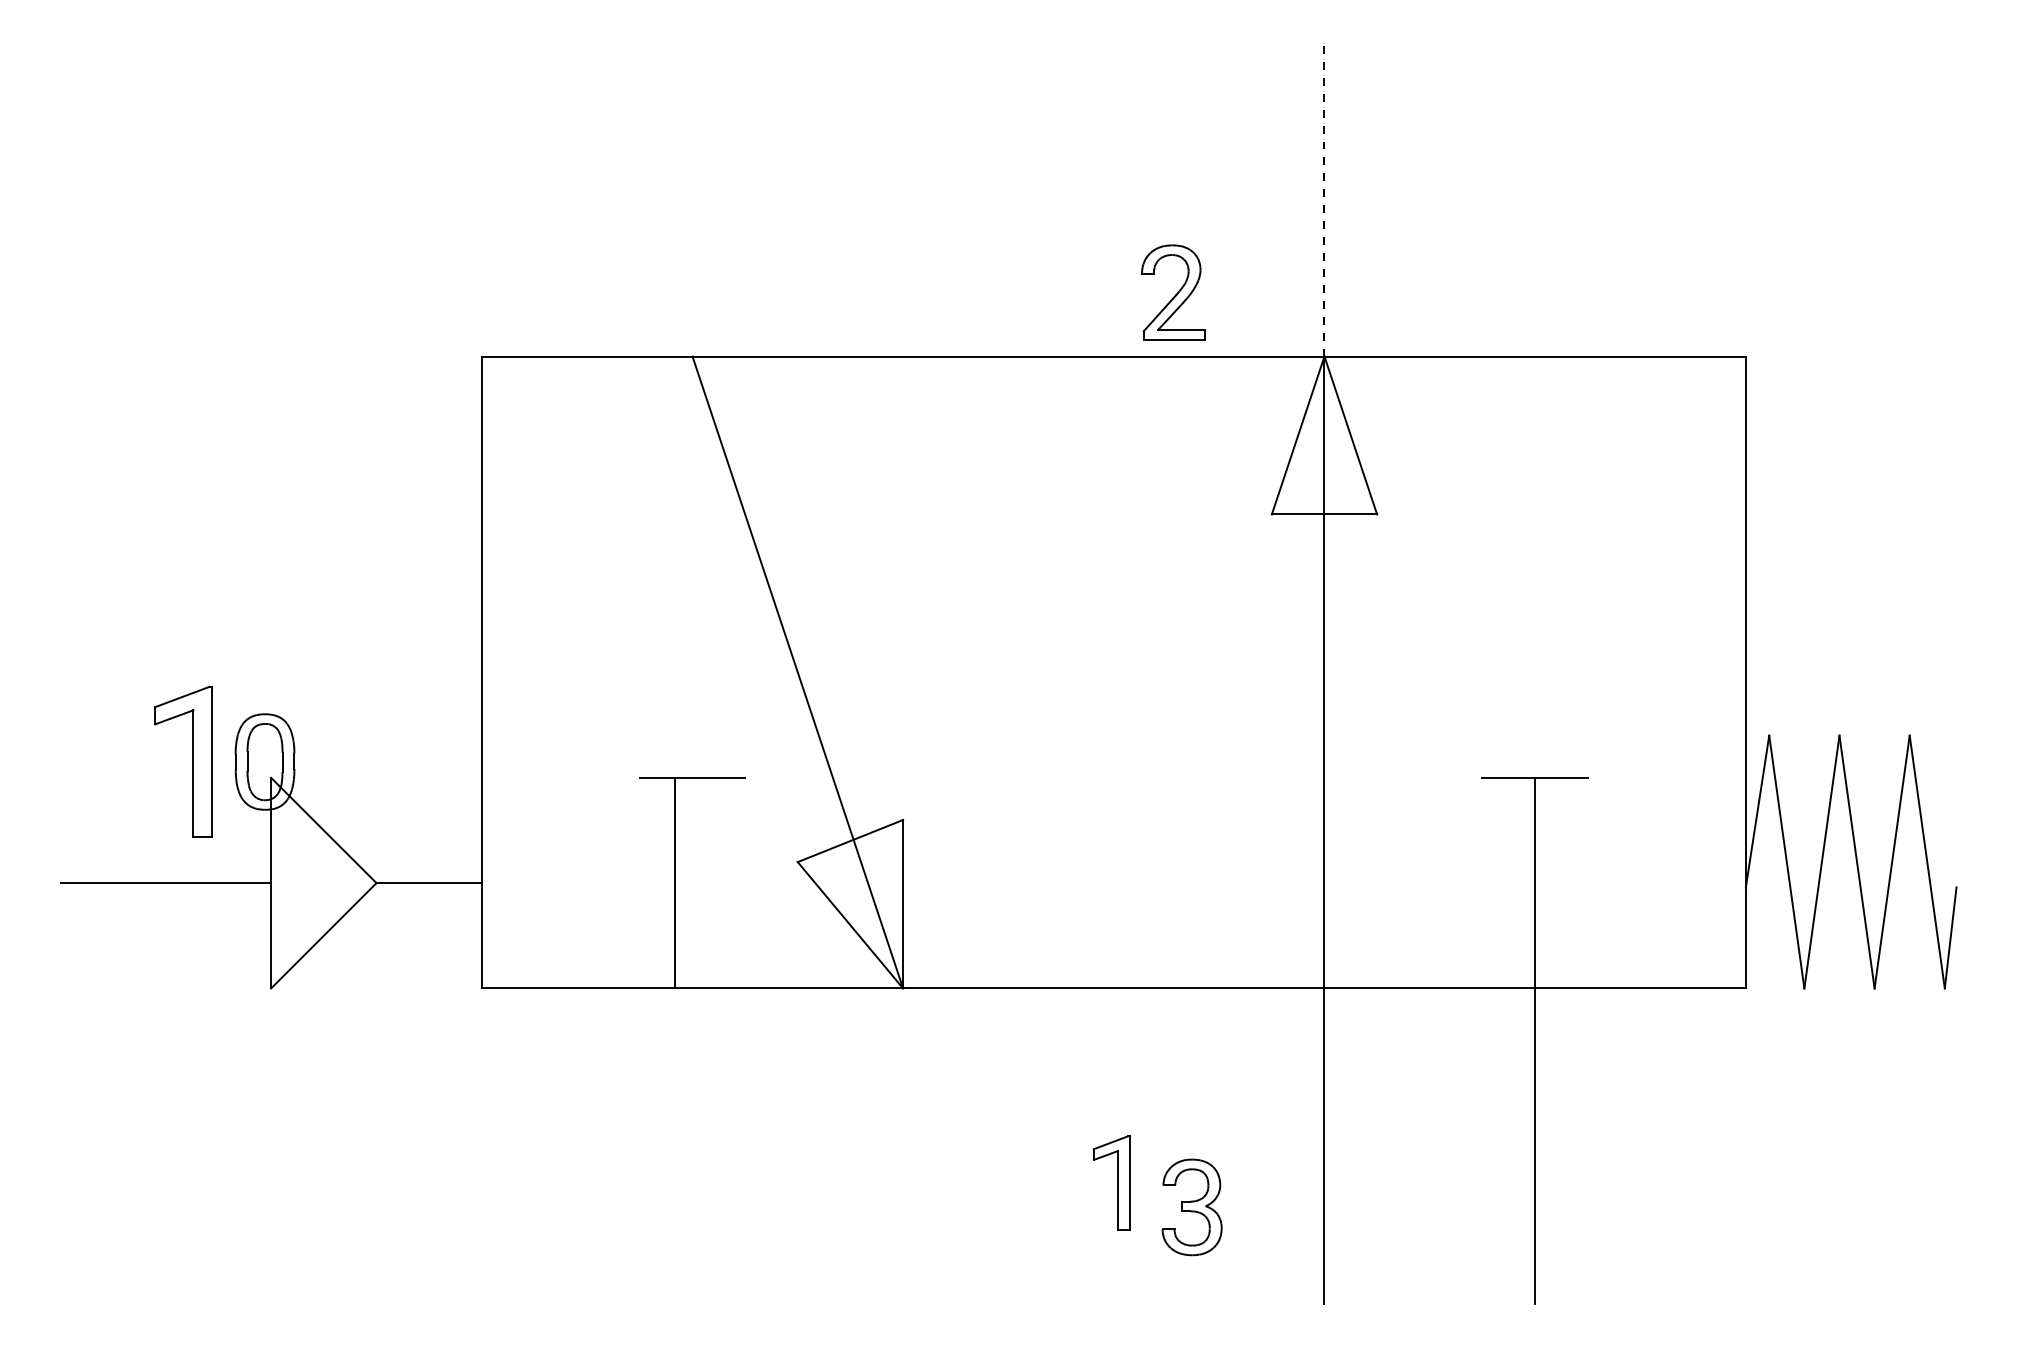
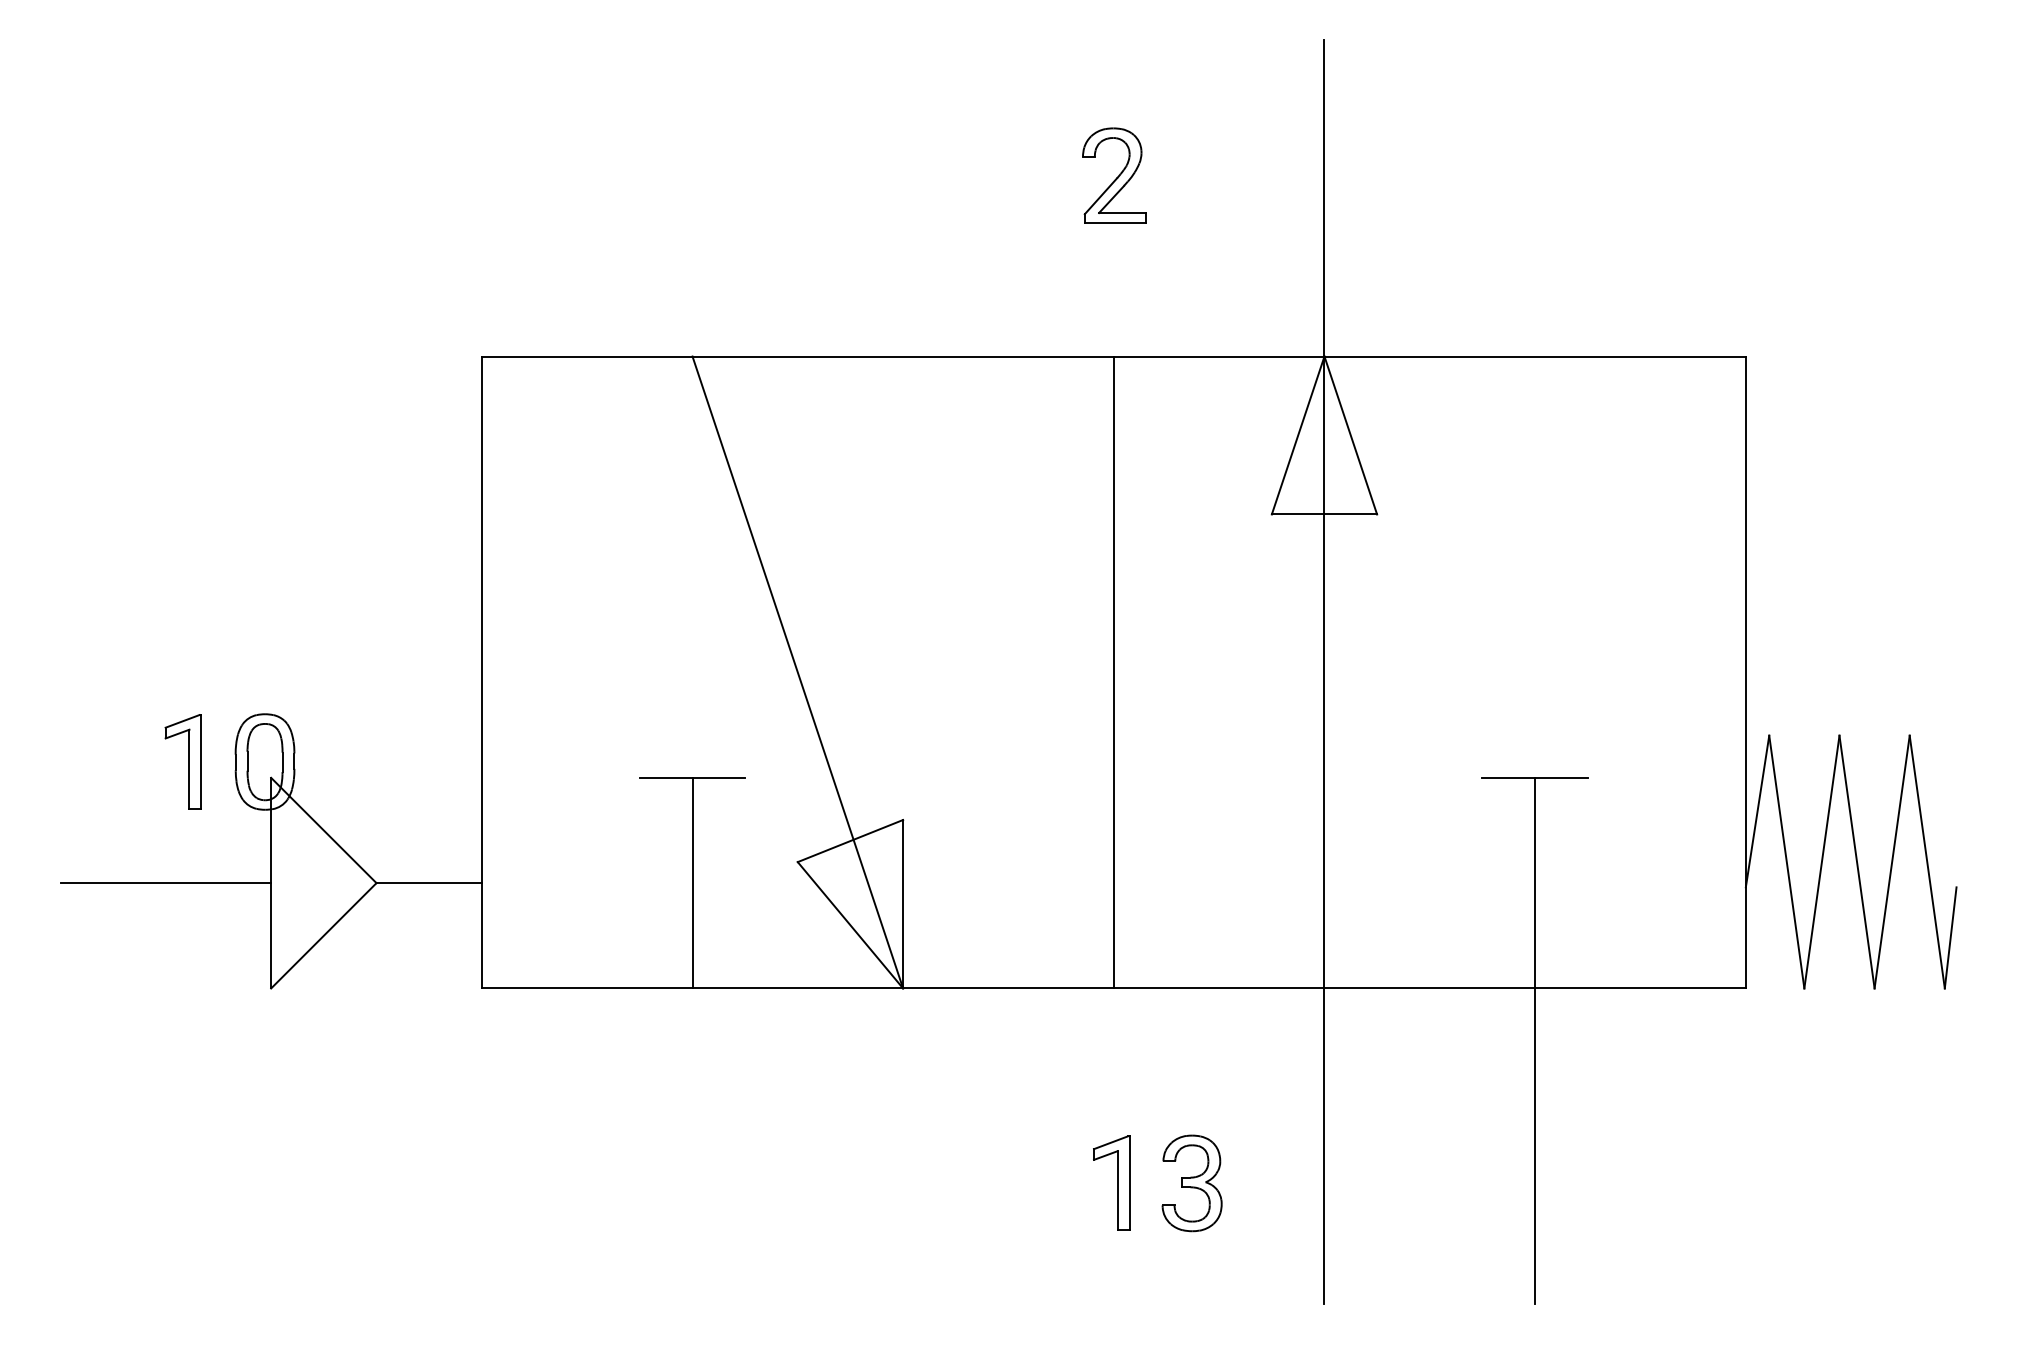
line: dashed -> solid (1324, 198)
part position: (1173, 292) -> (1114, 175) (1114, 175)
line: none -> present (1113, 672)
part size: 59x153 px -> 38x96 px (182, 761)
line position: (674, 882) -> (692, 882) (692, 882)
part position: (1191, 1207) -> (1191, 1183) (1191, 1183)
